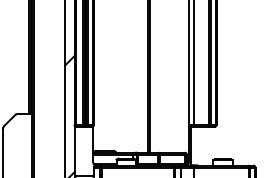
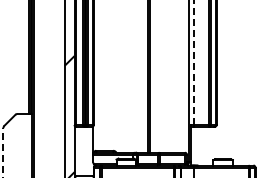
line: solid -> dashed (193, 62)
line: solid -> dashed (3, 153)
